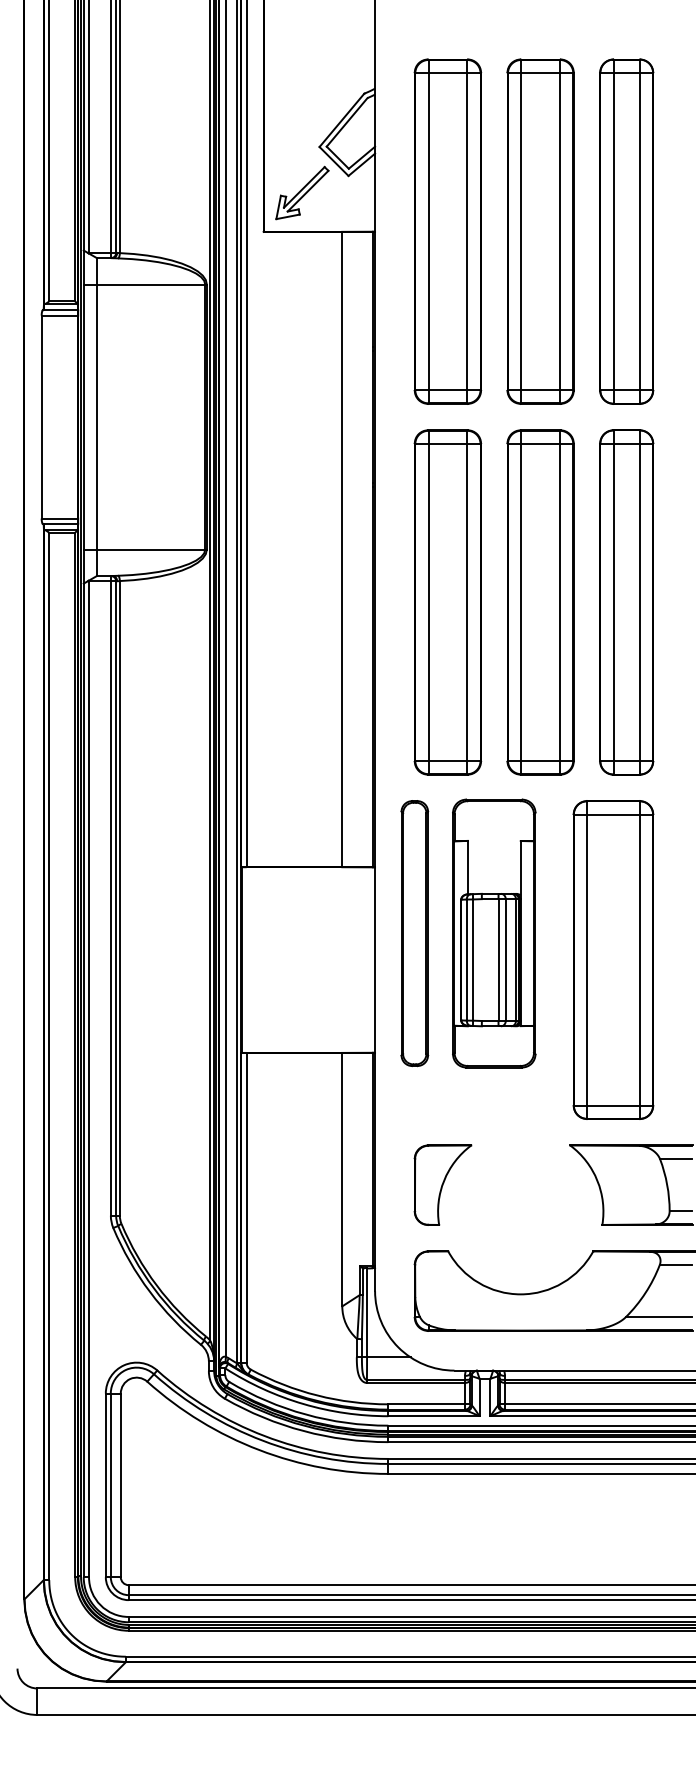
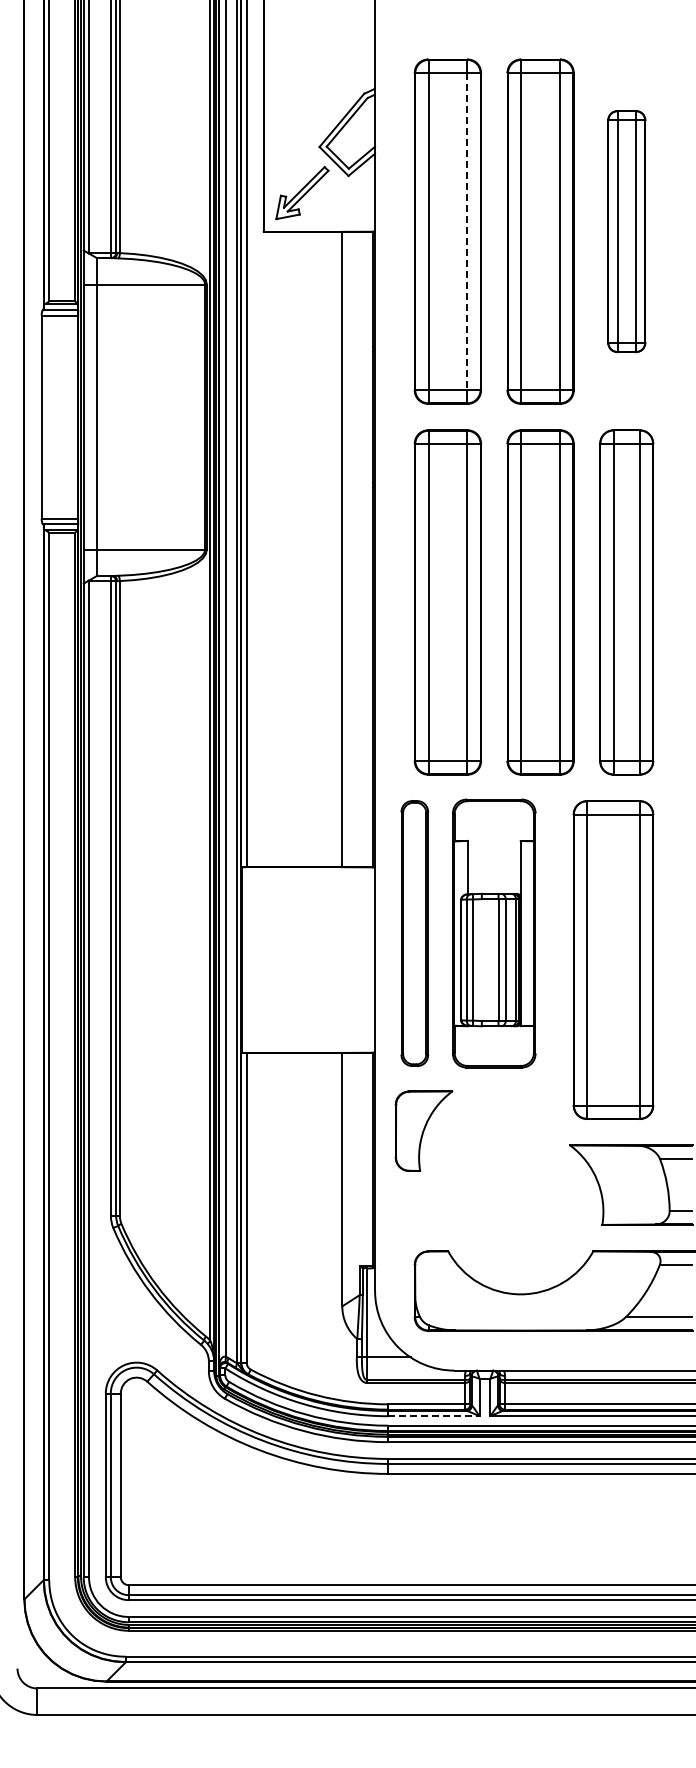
part size: 56x347 px -> 40x244 px (626, 231)
line: solid -> dashed (467, 232)
part position: (442, 1184) -> (423, 1130) (423, 1130)
line: solid -> dashed (433, 1416)
